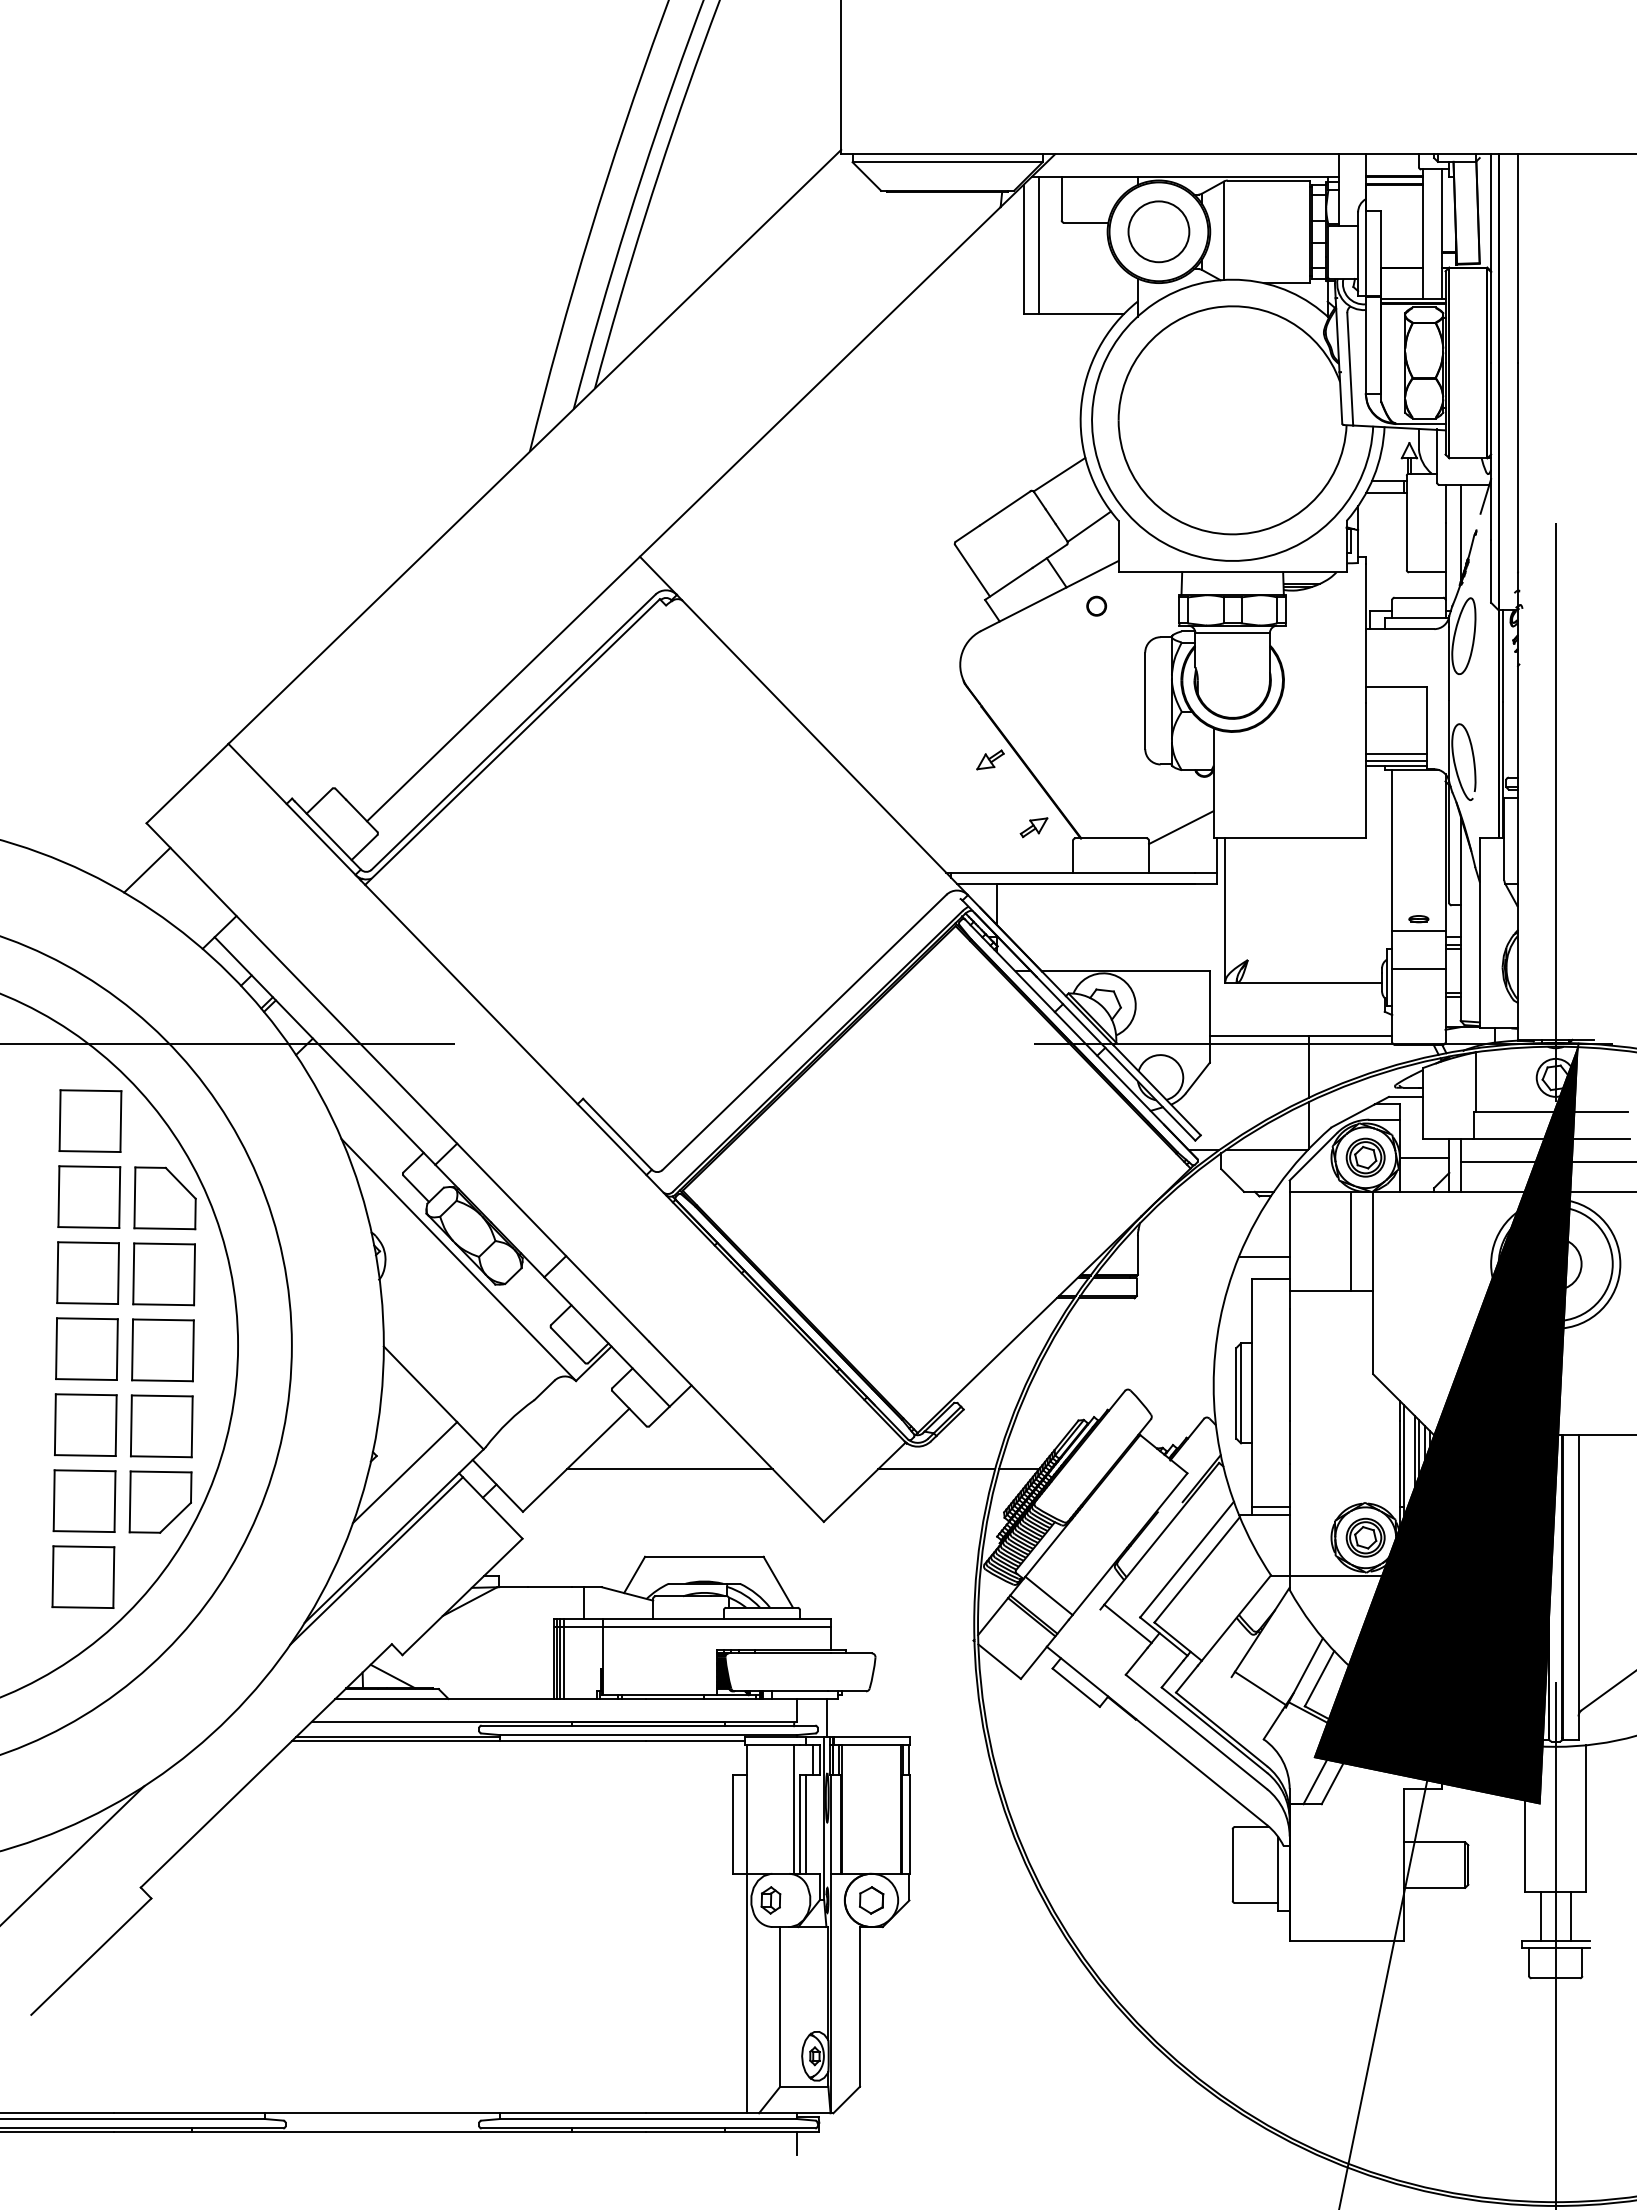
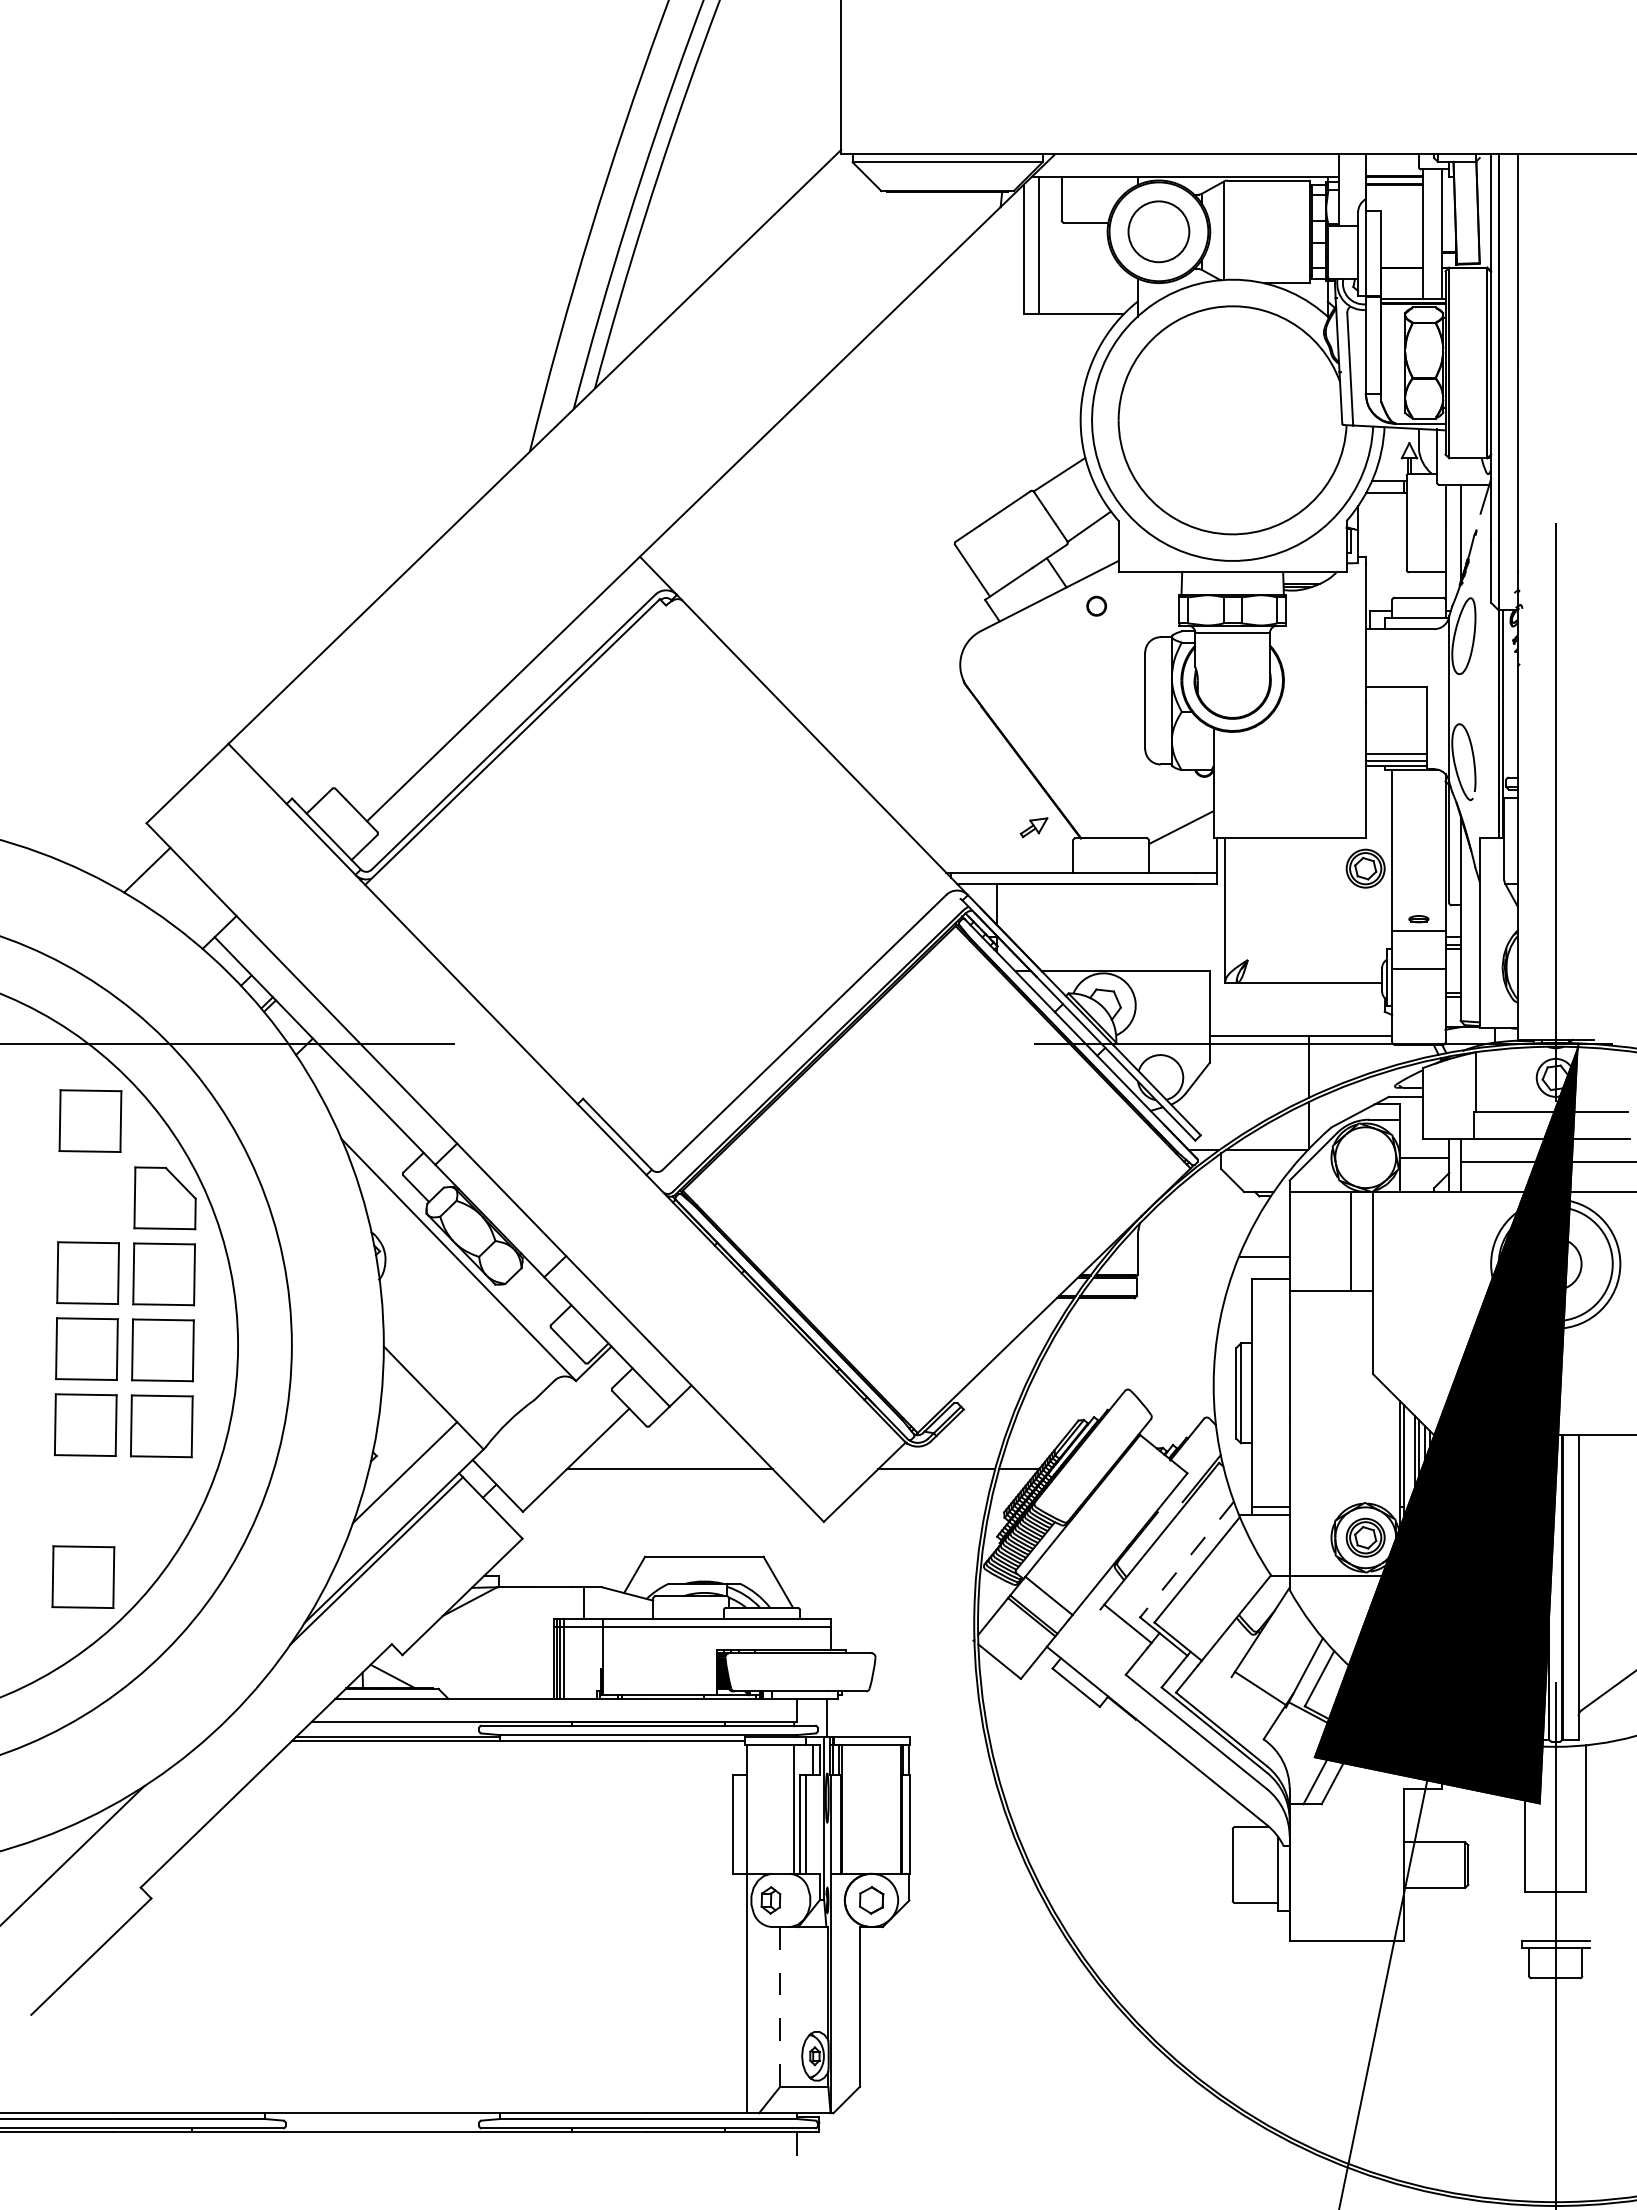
part: present -> none (990, 759)
part position: (1365, 1157) -> (1365, 868) (1365, 868)
part: present -> none (89, 1196)
part: present -> none (84, 1500)
part: present -> none (160, 1501)
line: solid -> dashed (1186, 1559)
line: present -> none (1540, 1916)
line: present -> none (1570, 1916)
line: solid -> dashed (780, 2006)
